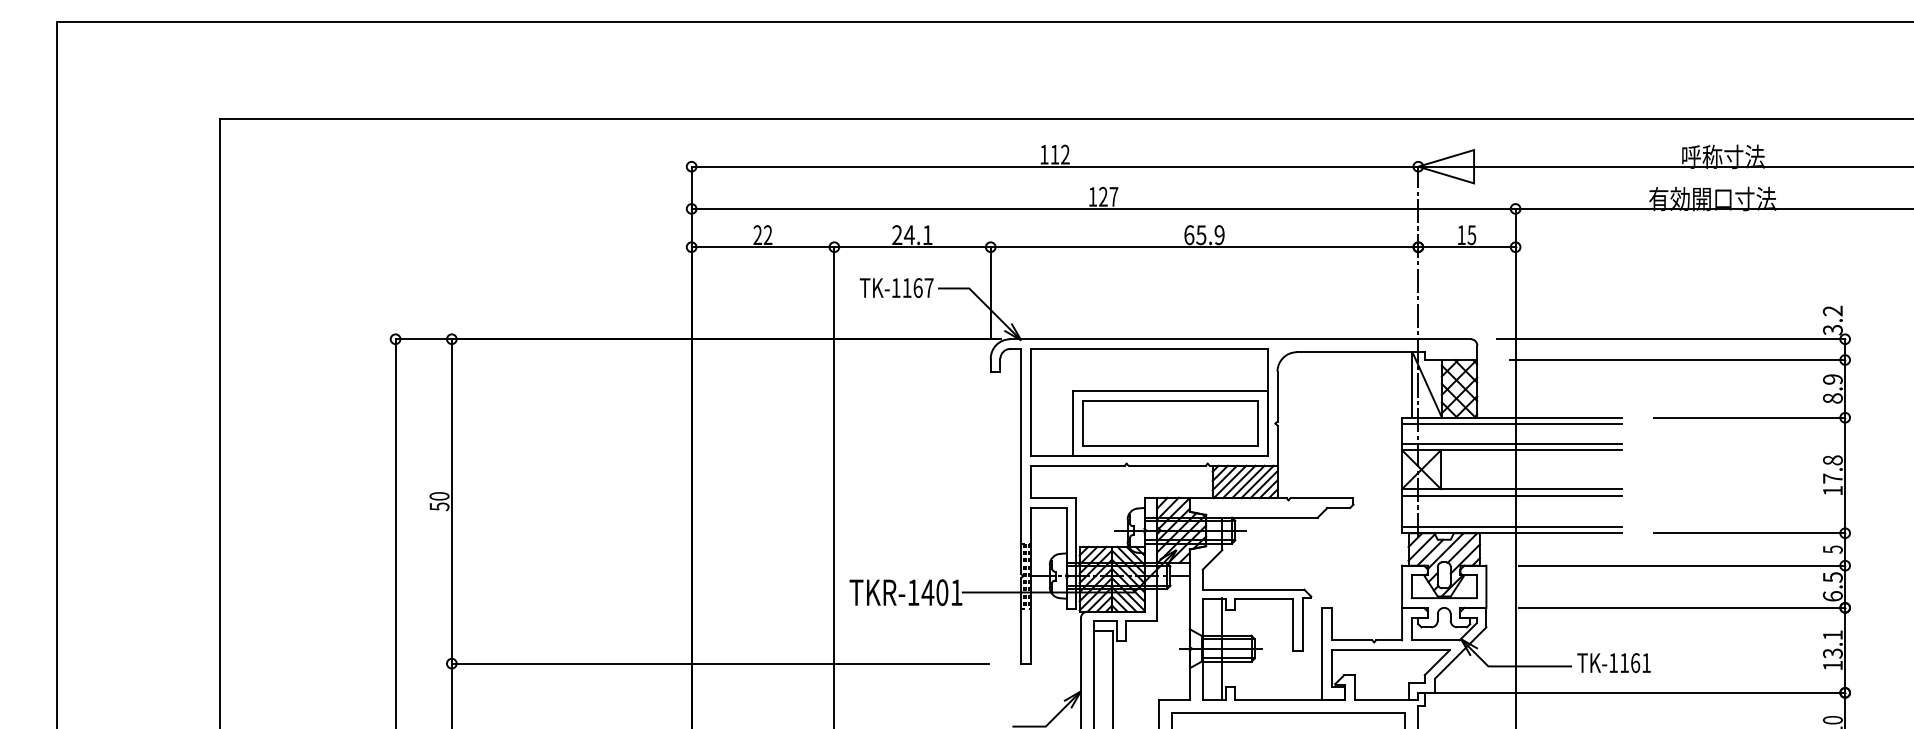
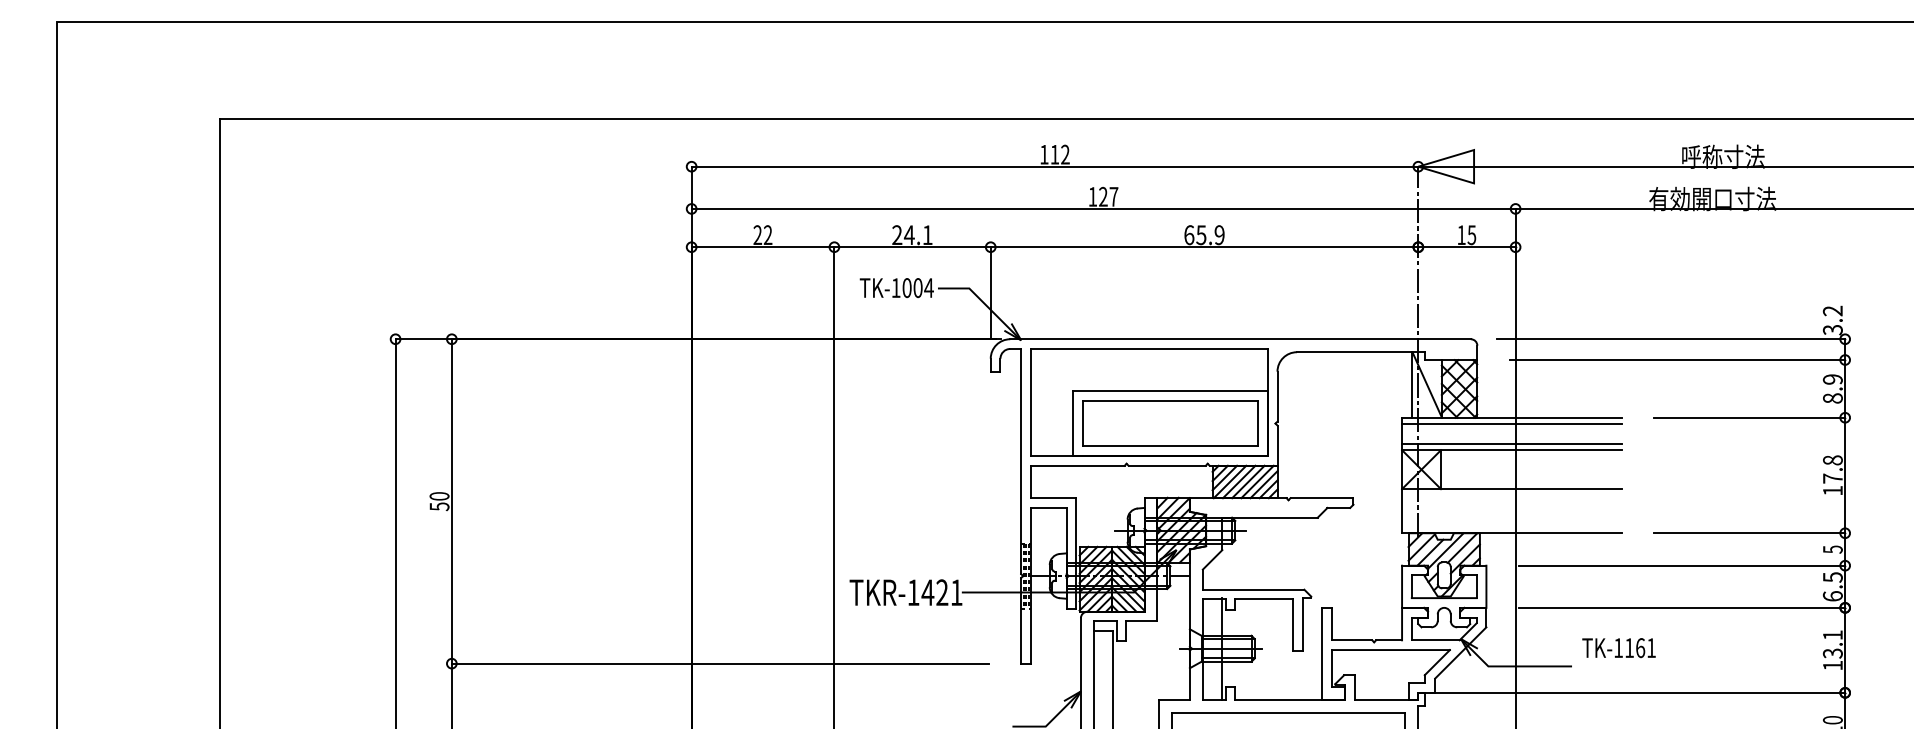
text: TK-1167 -> TK-1004 (917, 288)
line: present -> none (1511, 495)
line: present -> none (1511, 526)
text: TKR-1401 -> TKR-1421 (942, 592)
text position: (1613, 663) -> (1618, 648) (1618, 648)
